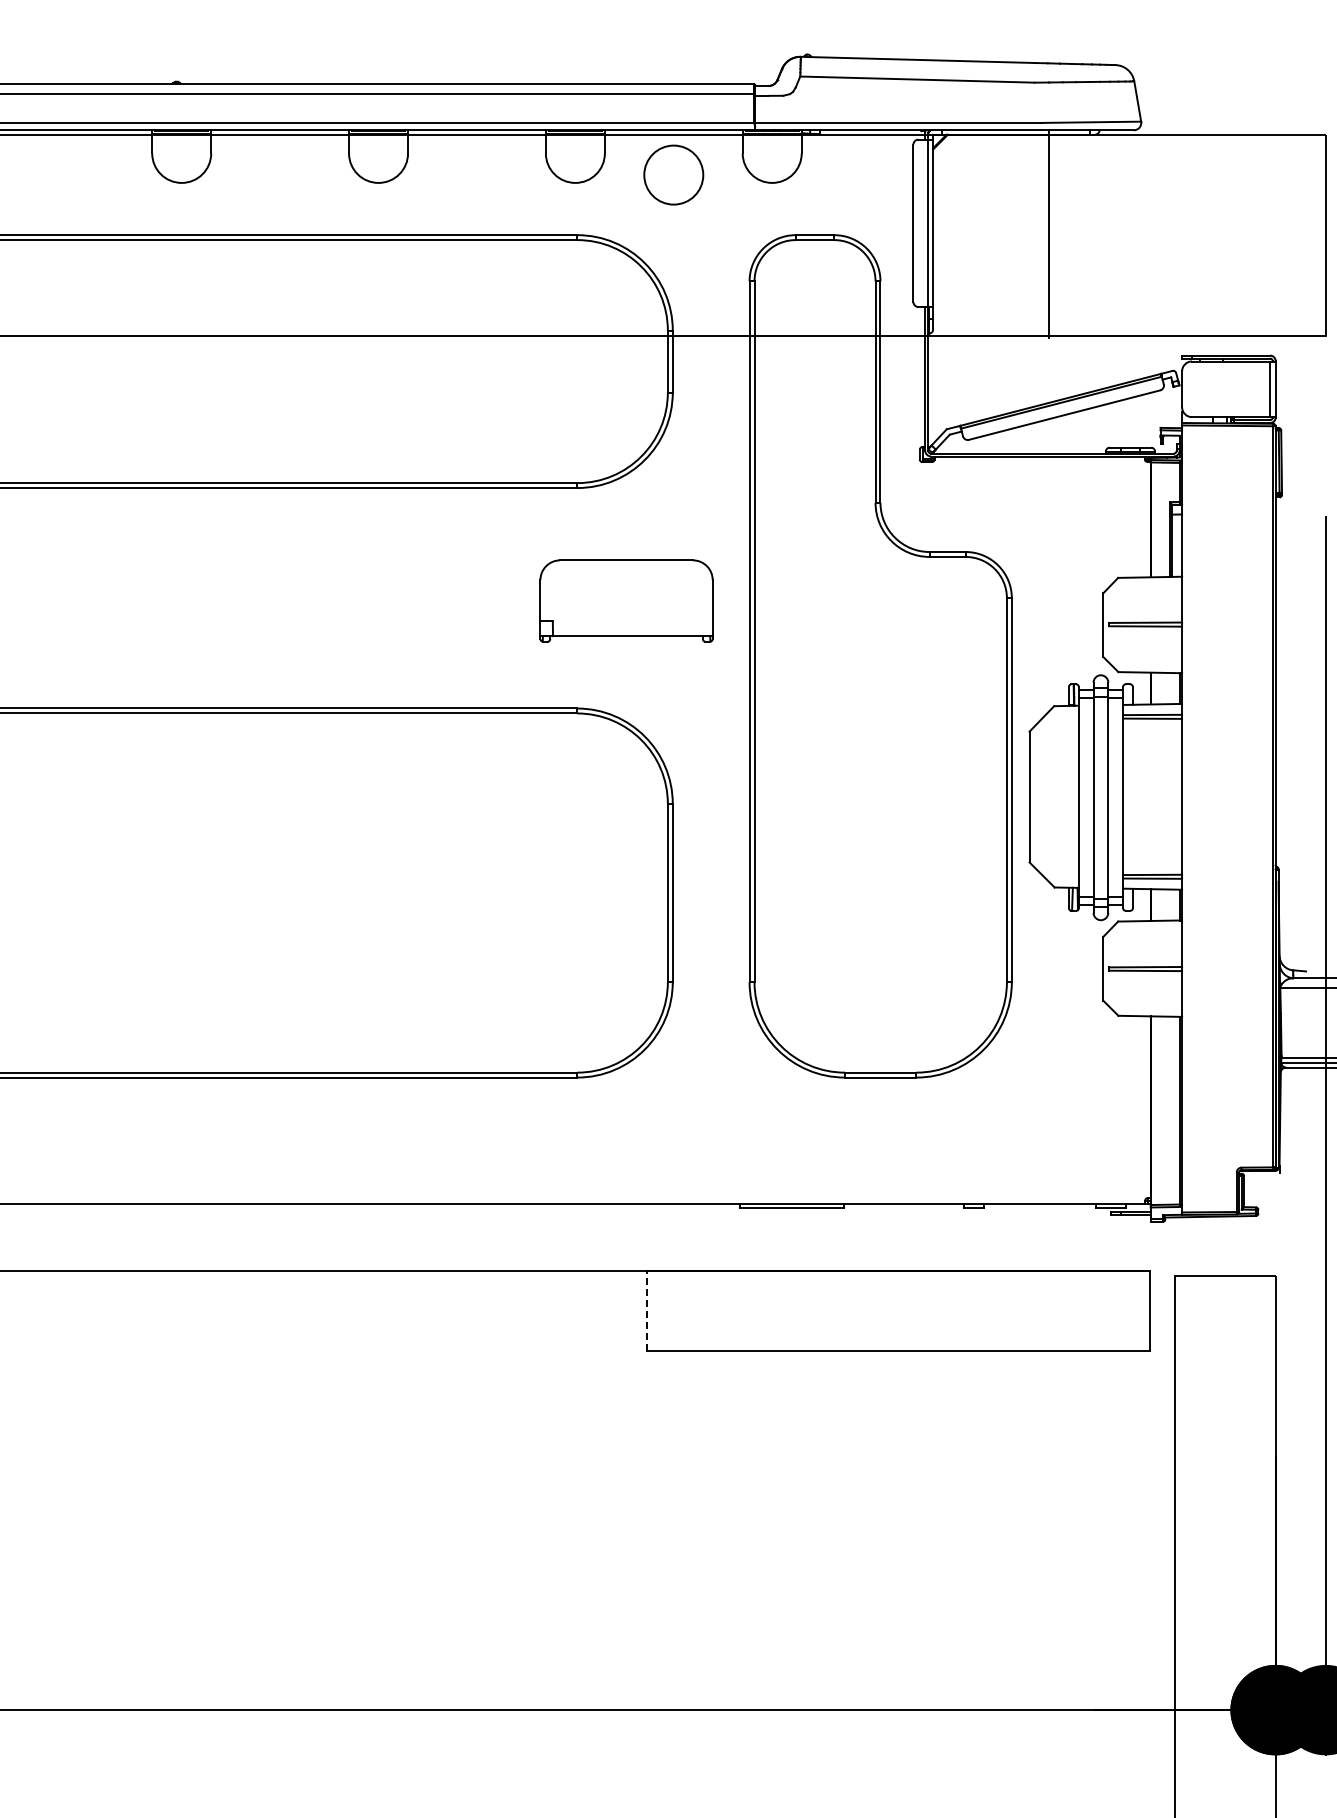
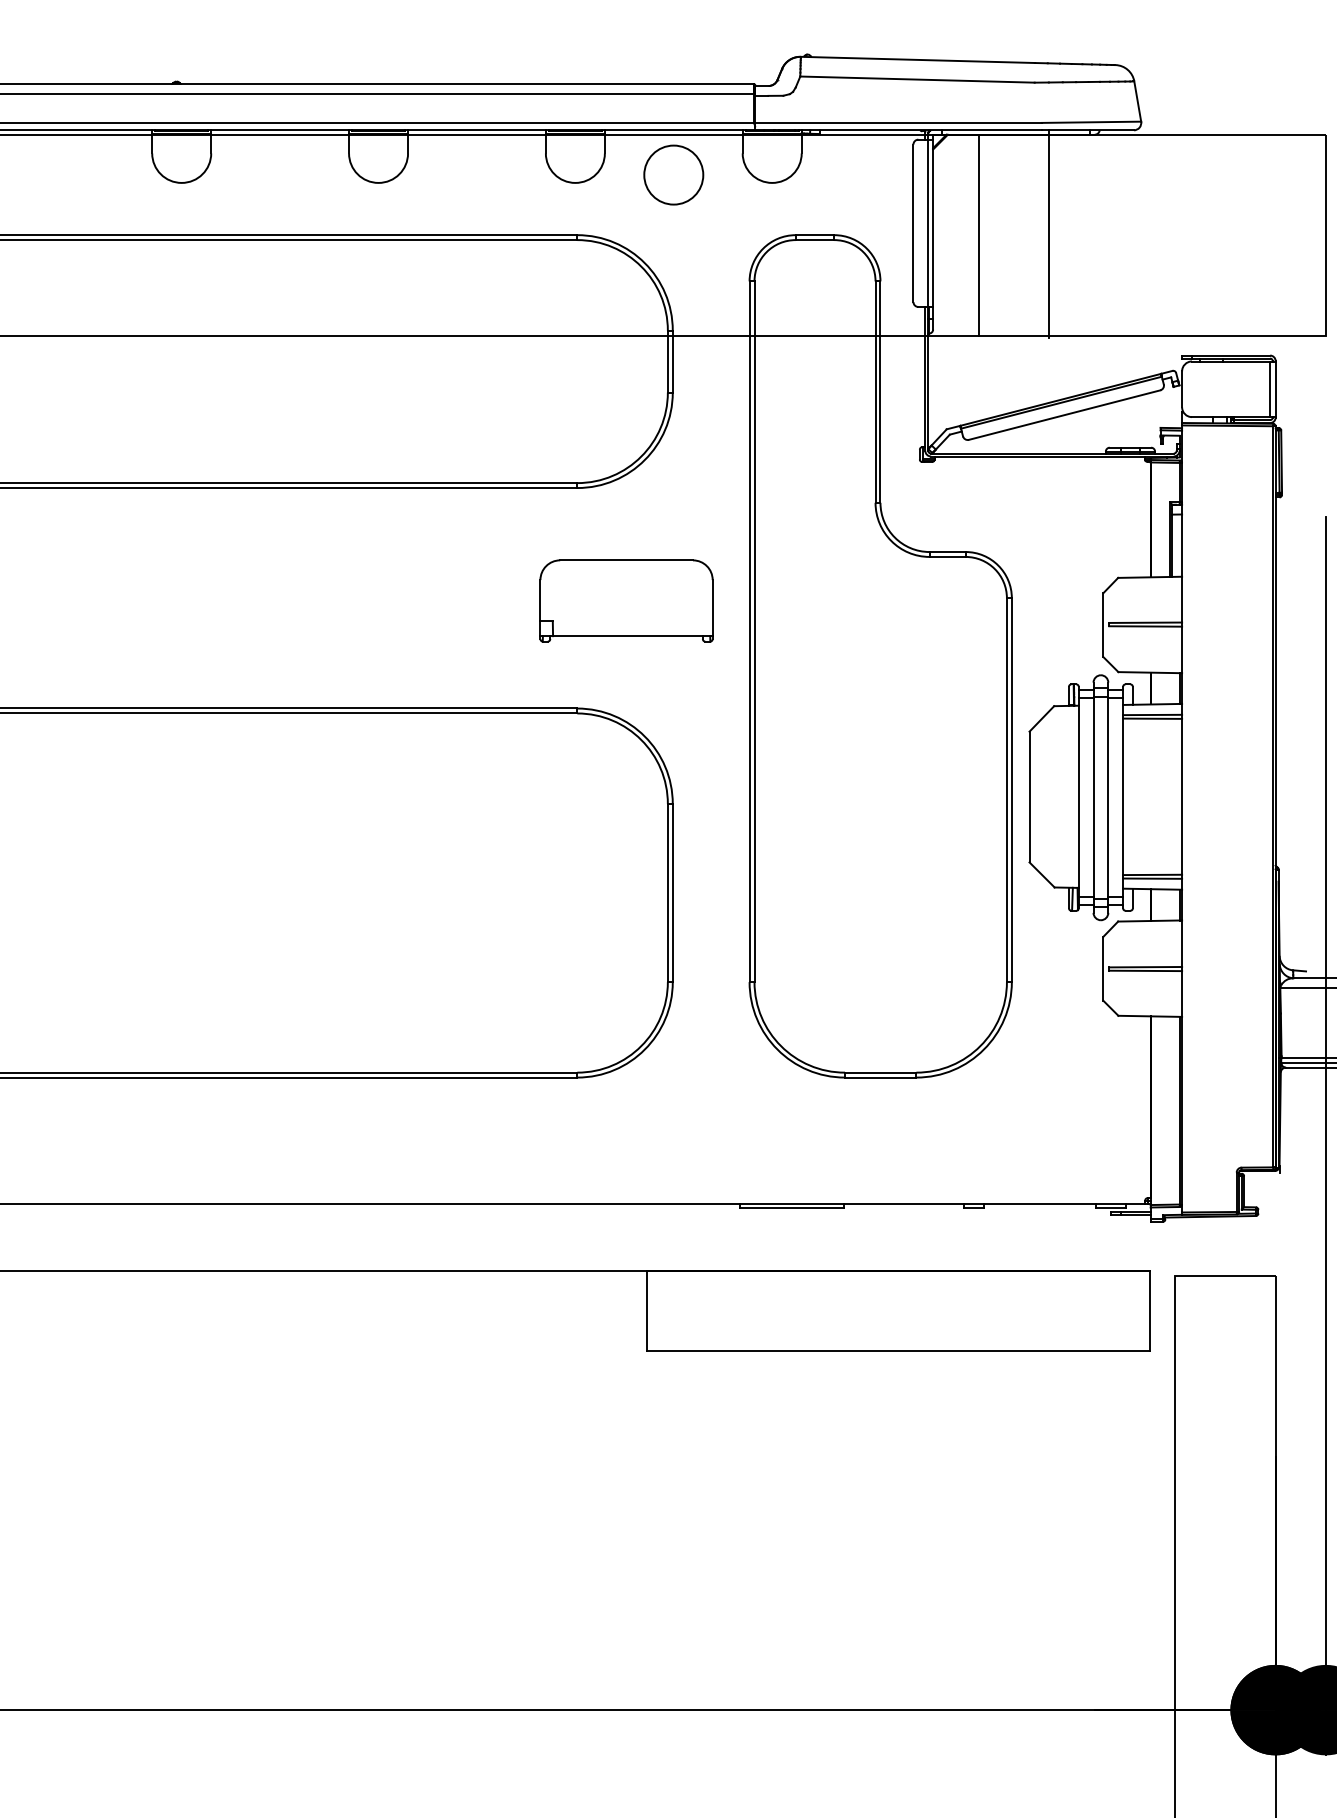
line: none -> present (979, 234)
line: dashed -> solid (647, 1310)
